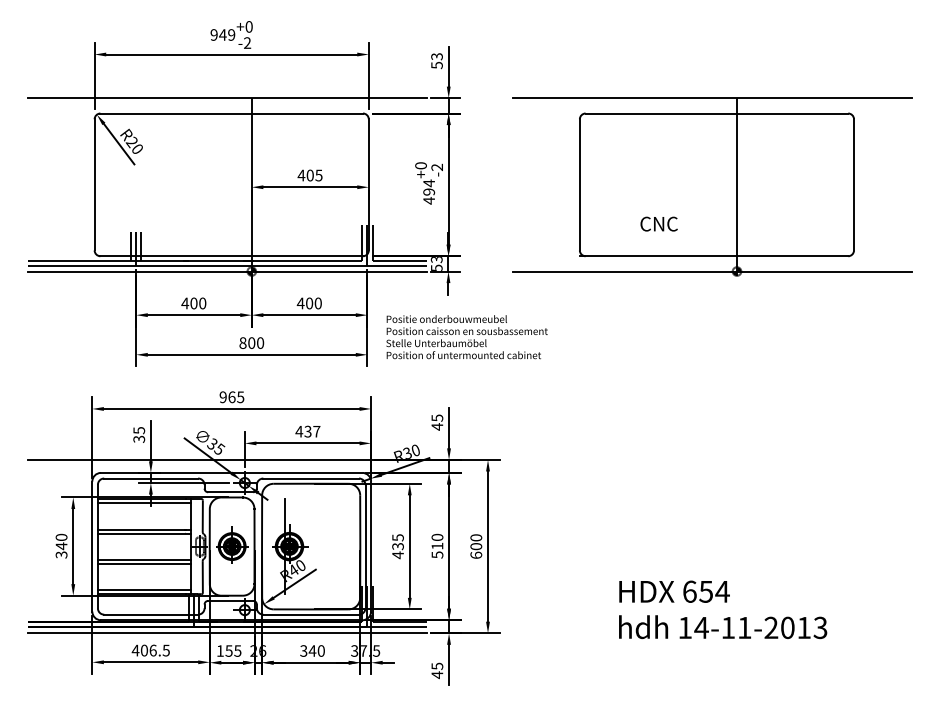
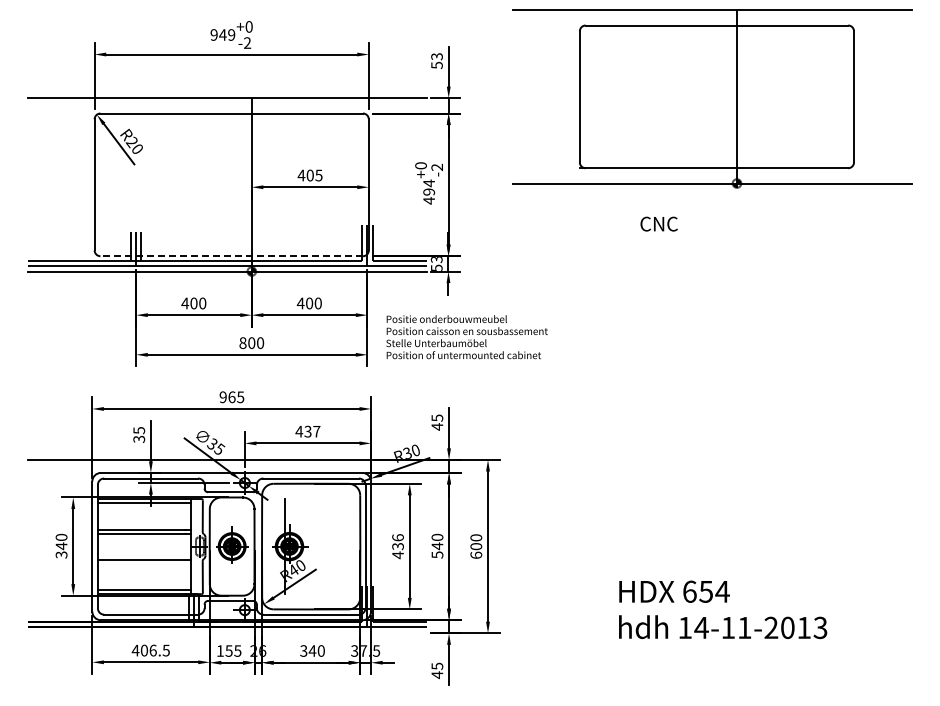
part position: (712, 186) -> (712, 98) (712, 98)
line: solid -> dashed (231, 256)
text: 435 -> 436 (397, 537)
text: 510 -> 540 (437, 546)
line: present -> none (143, 563)
line: present -> none (227, 633)
